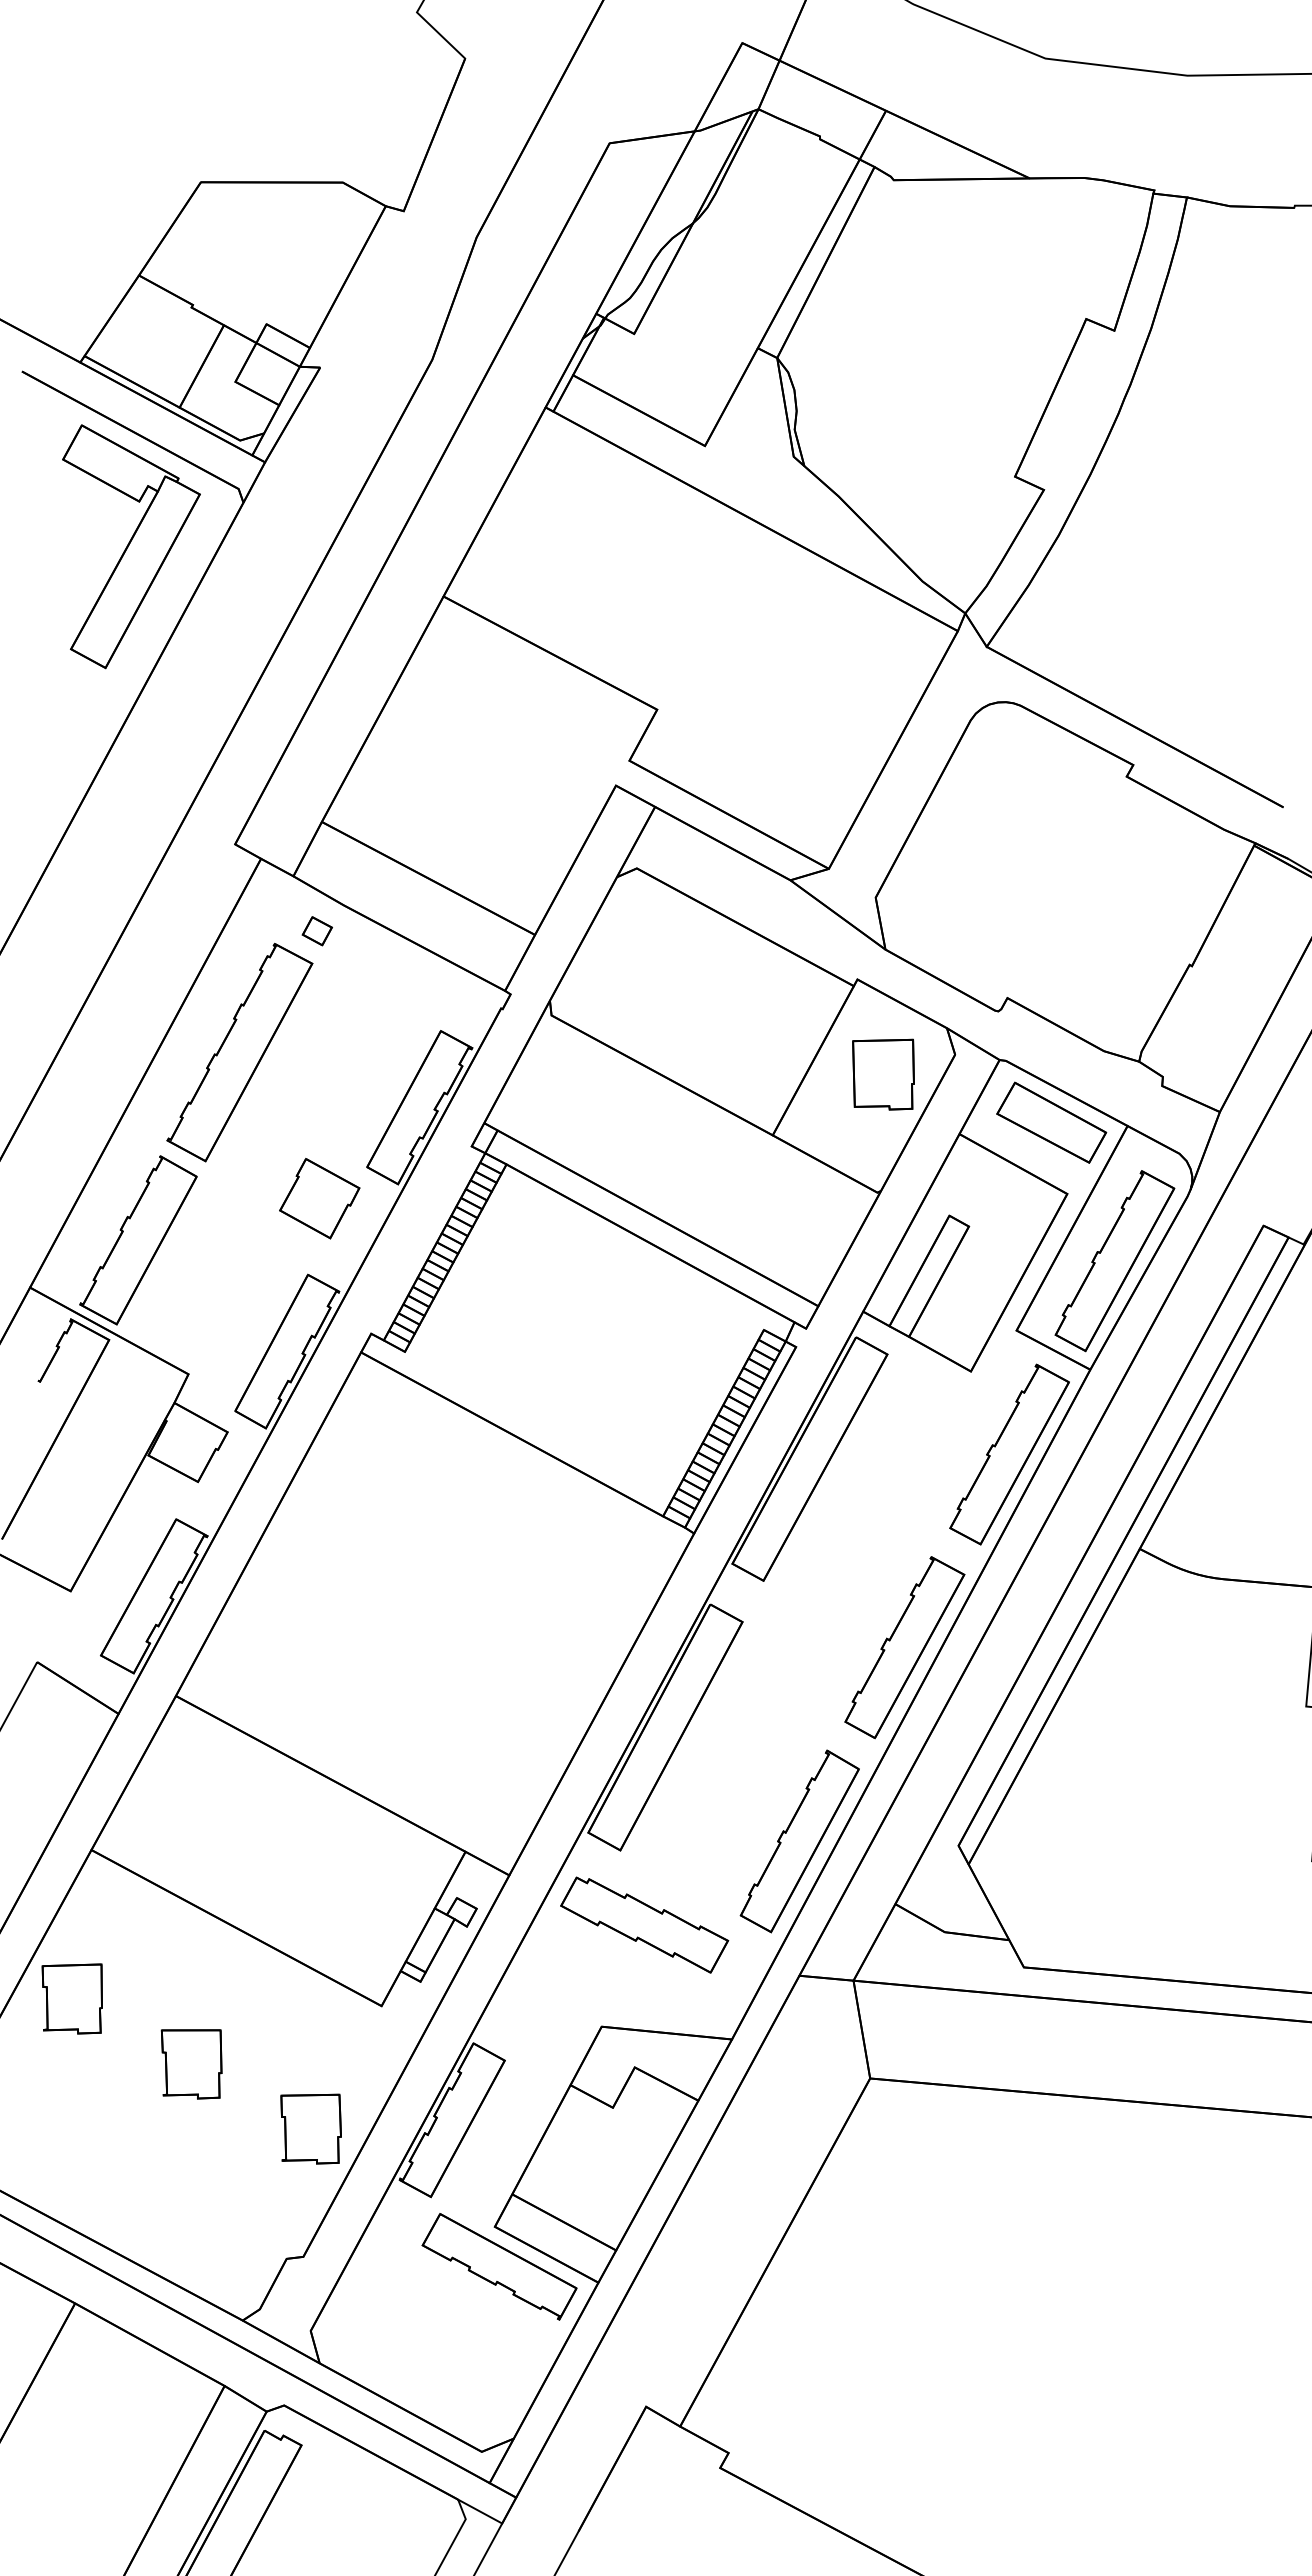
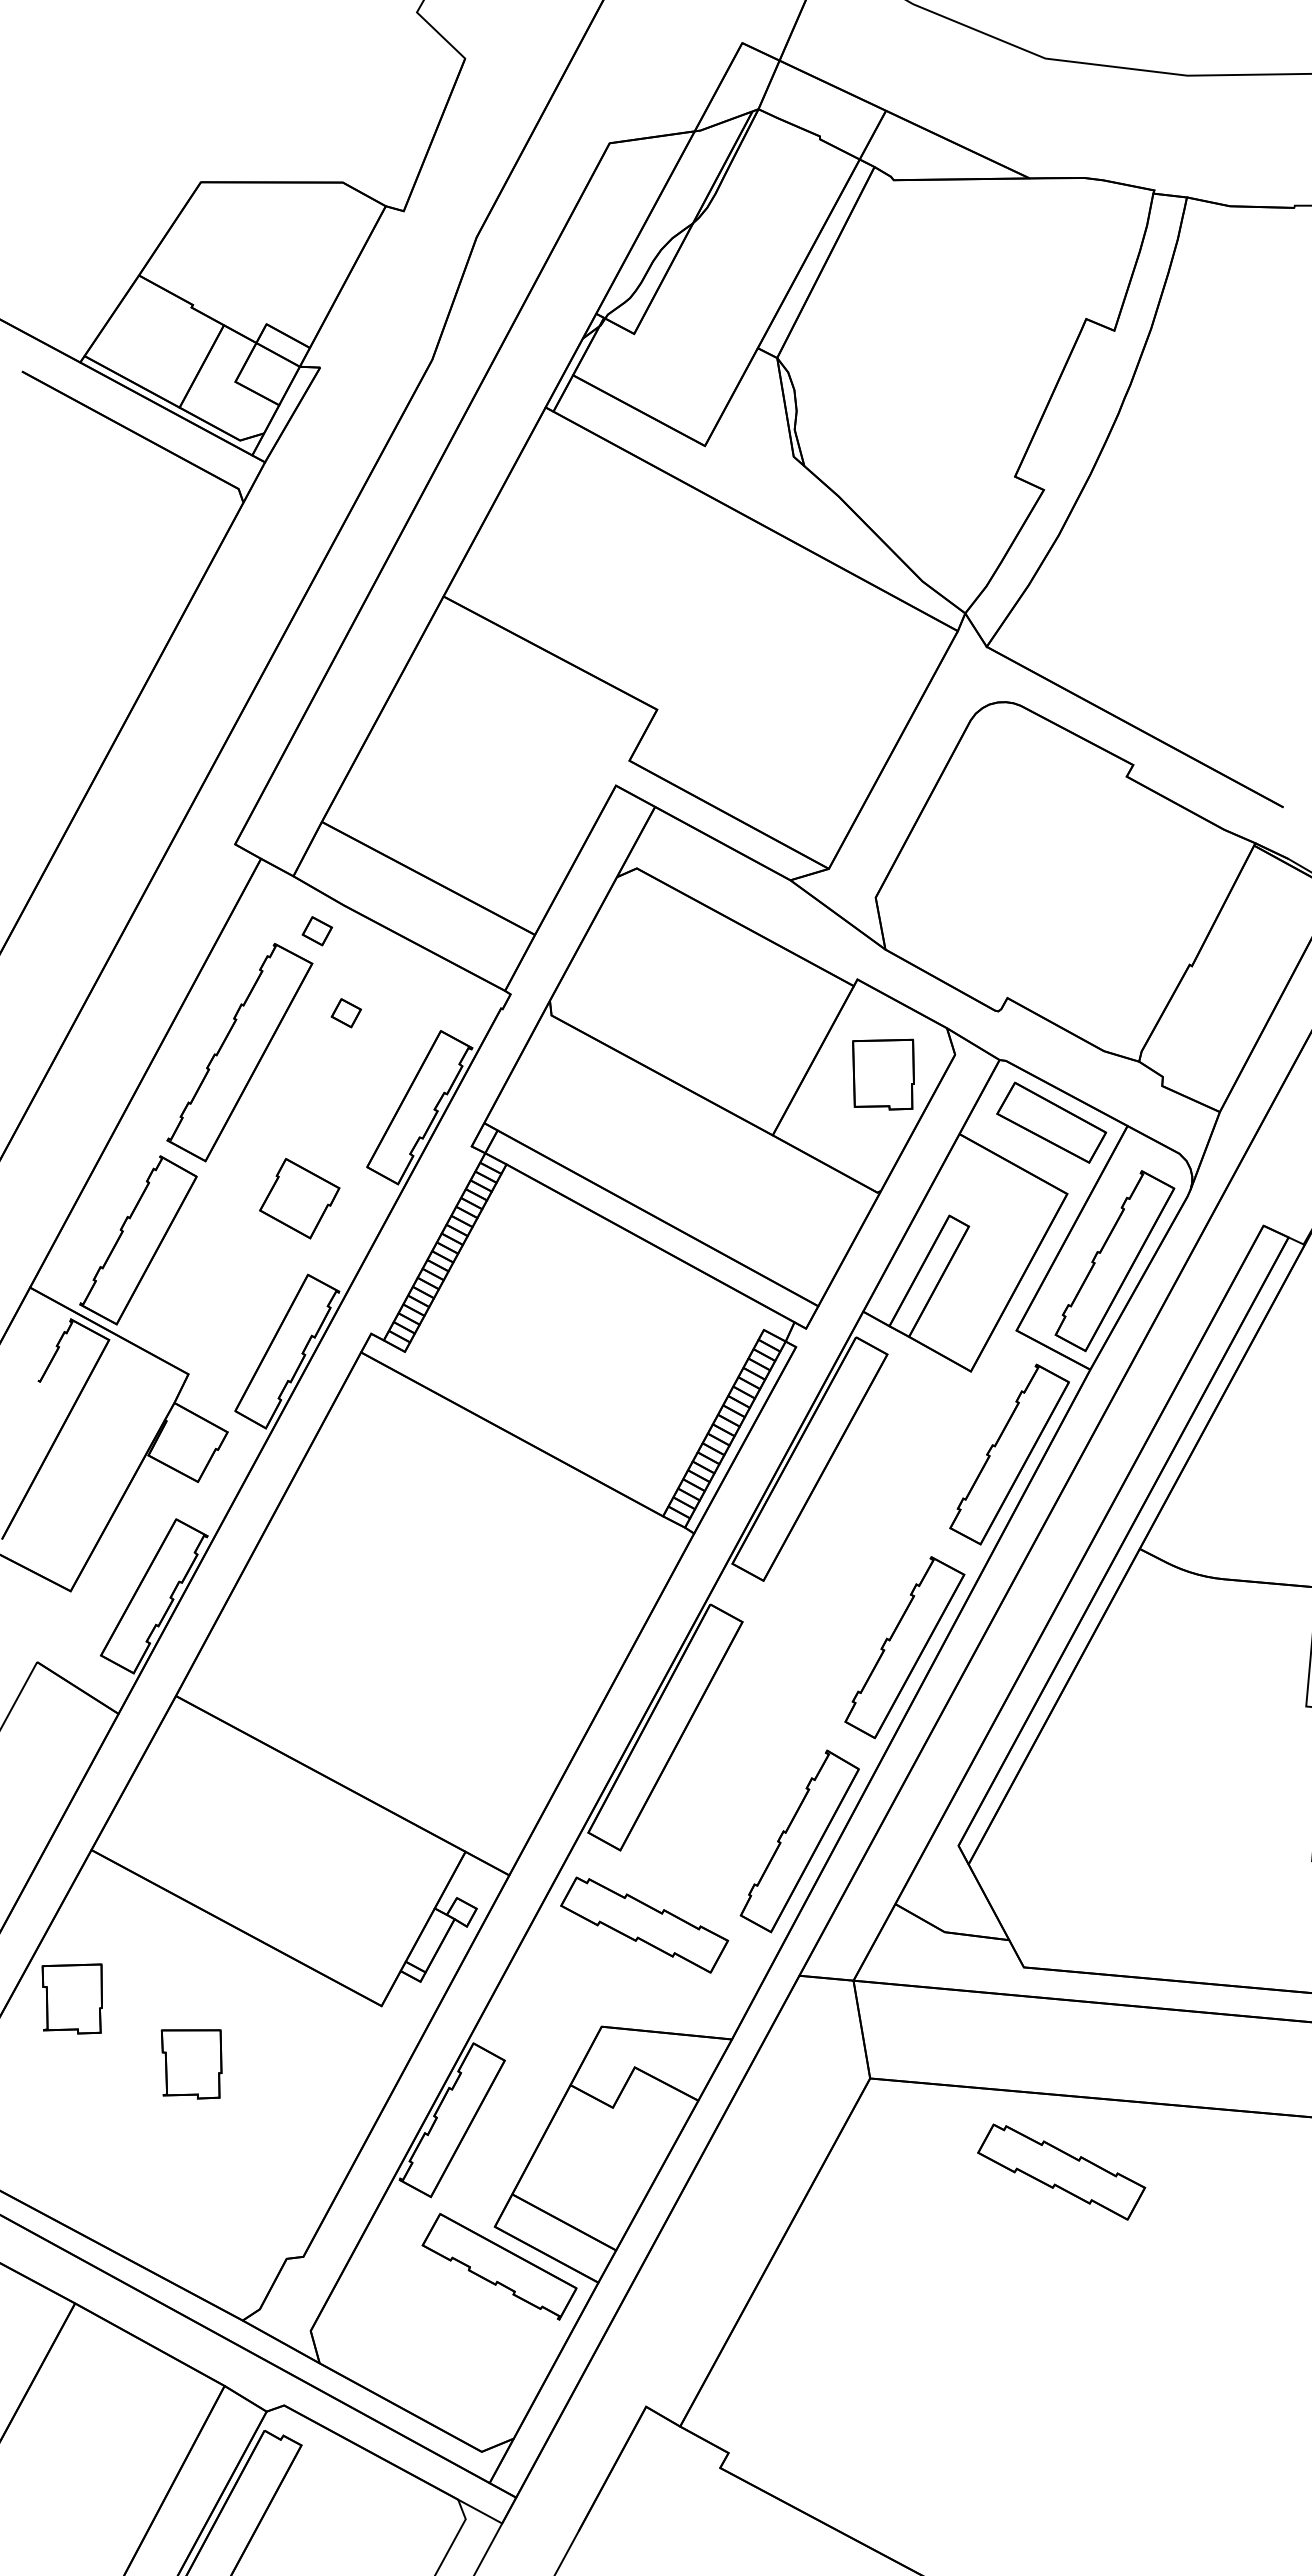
part: present -> none (131, 546)
part: none -> present (345, 1013)
part position: (319, 1198) -> (299, 1198) (299, 1198)
part: present -> none (310, 2128)
part: none -> present (1061, 2171)
